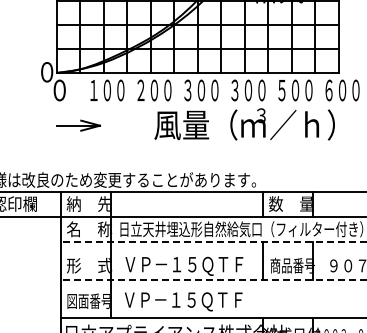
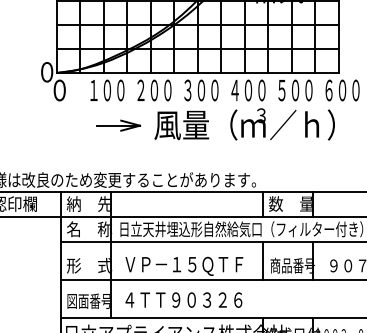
text: ３００ -> ４００ (234, 90)
part position: (78, 125) -> (118, 125) (118, 125)
line: dashed -> solid (213, 242)
line: dashed -> solid (213, 280)
text: ＶＰ－１５ＱＴＦ -> ４ＴＴ９０３２６ (183, 301)
